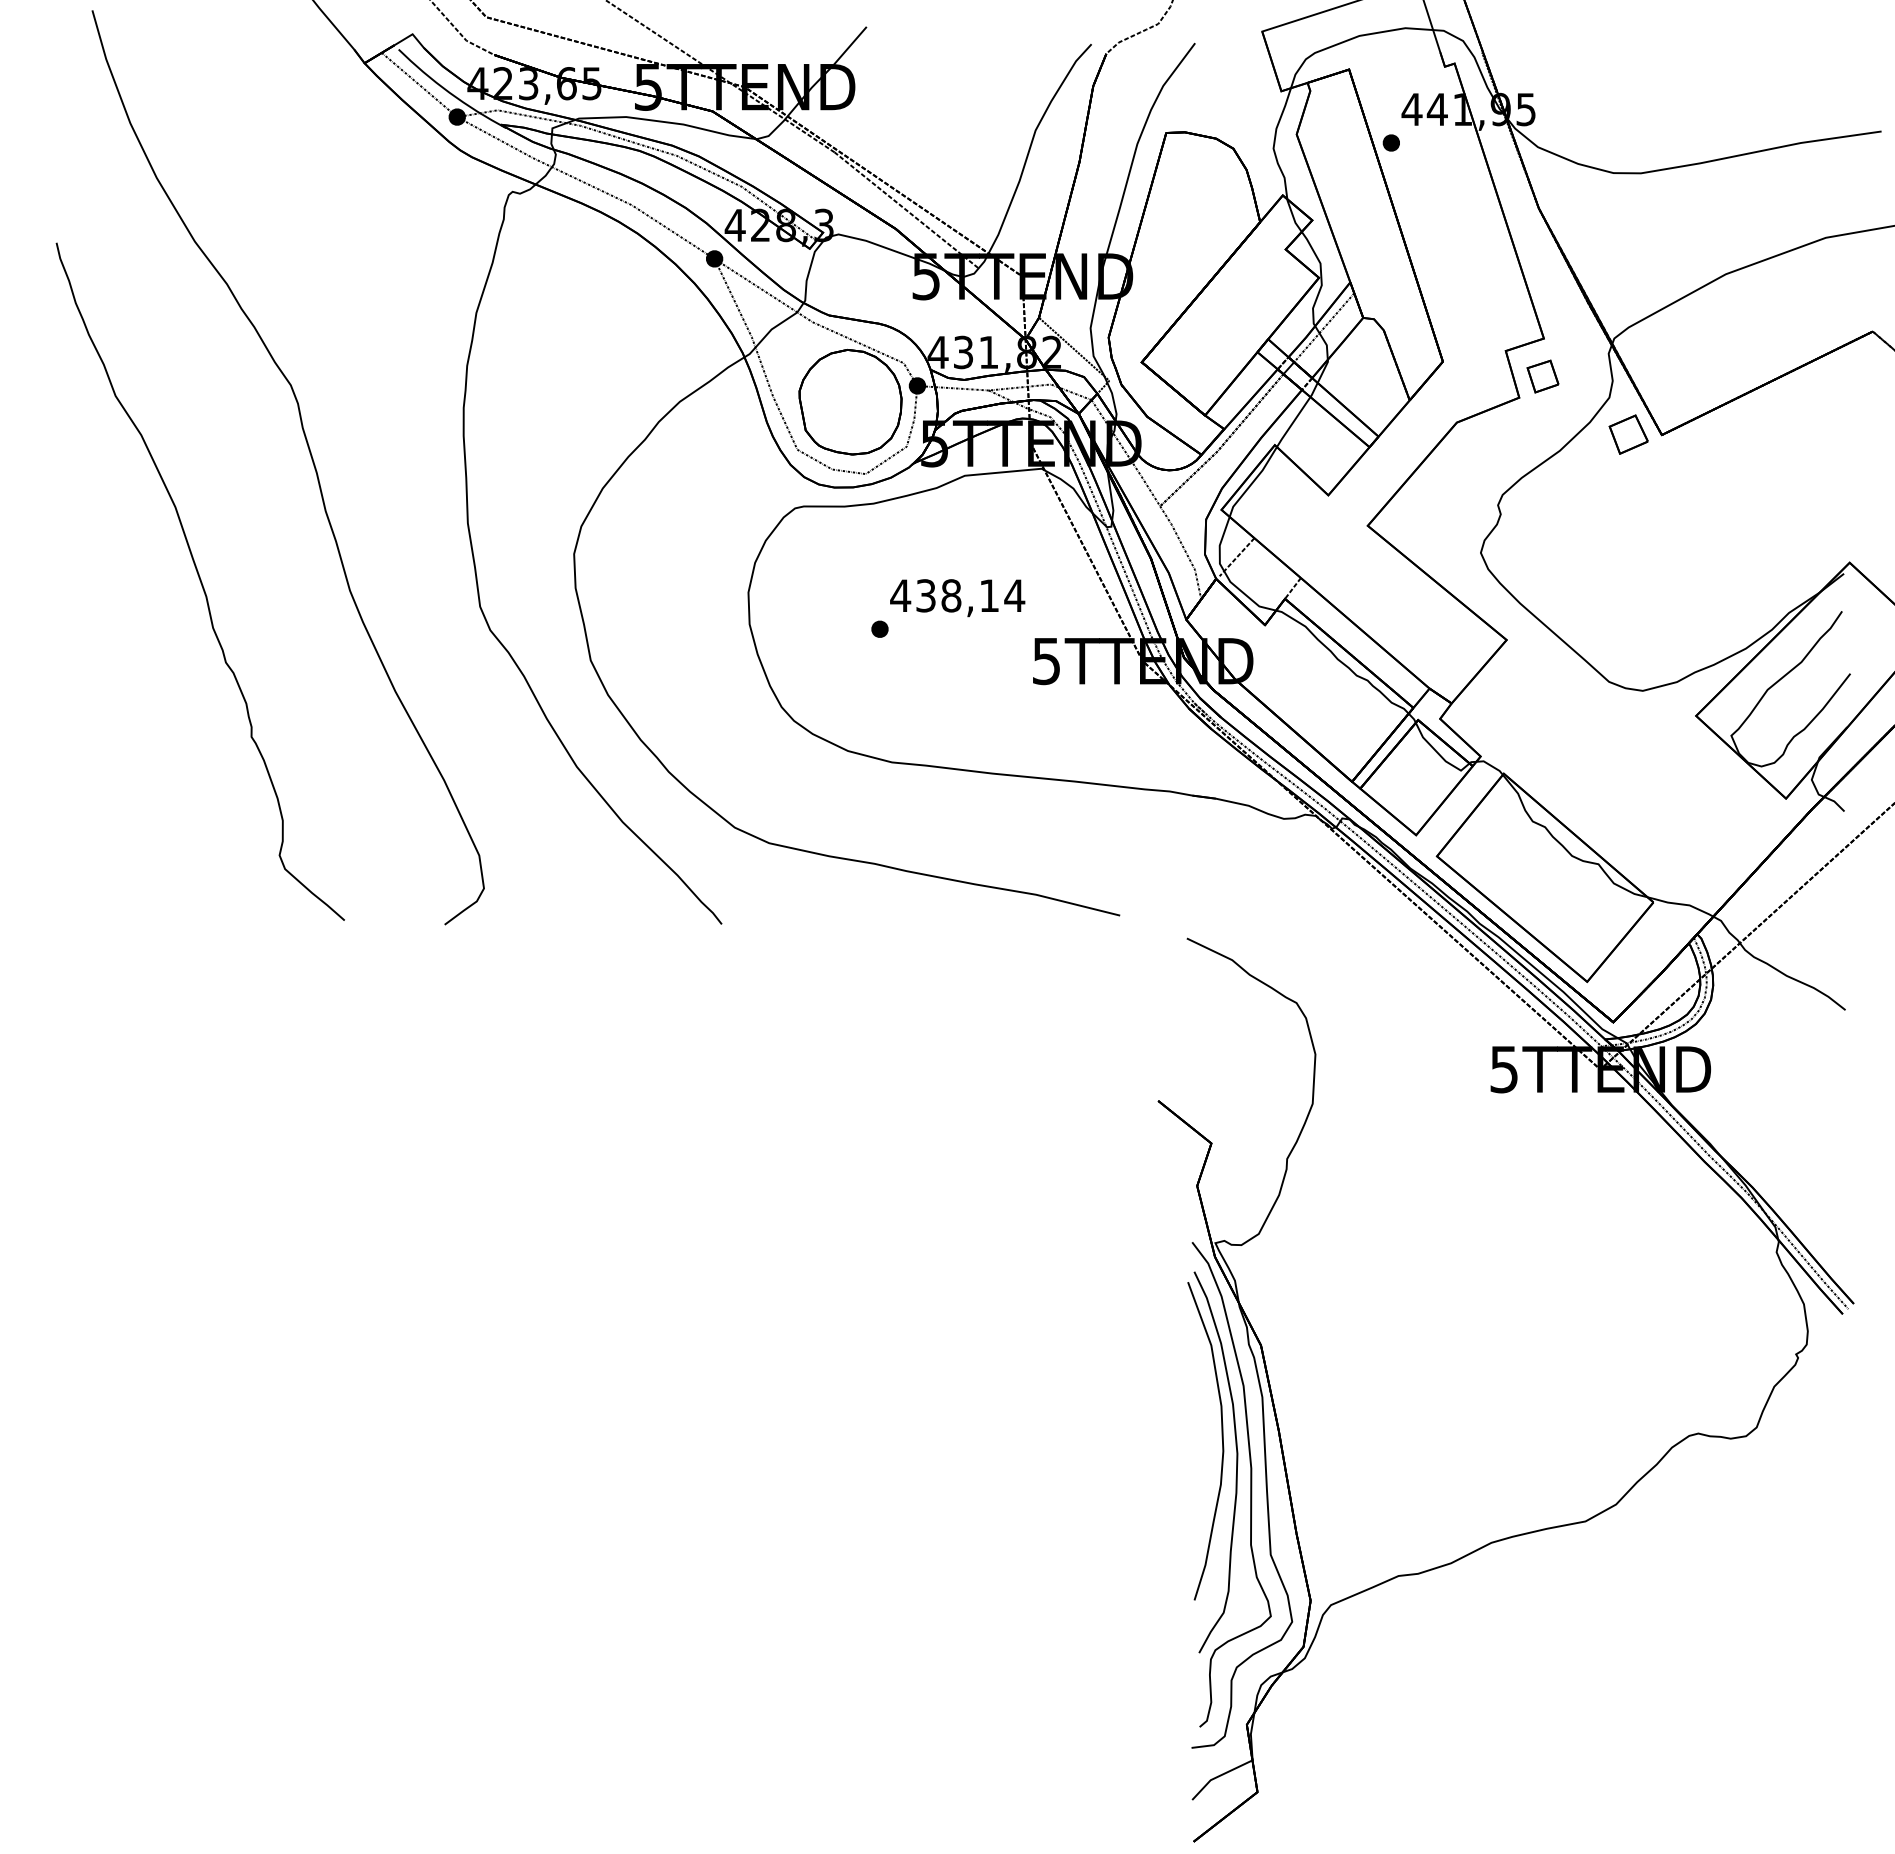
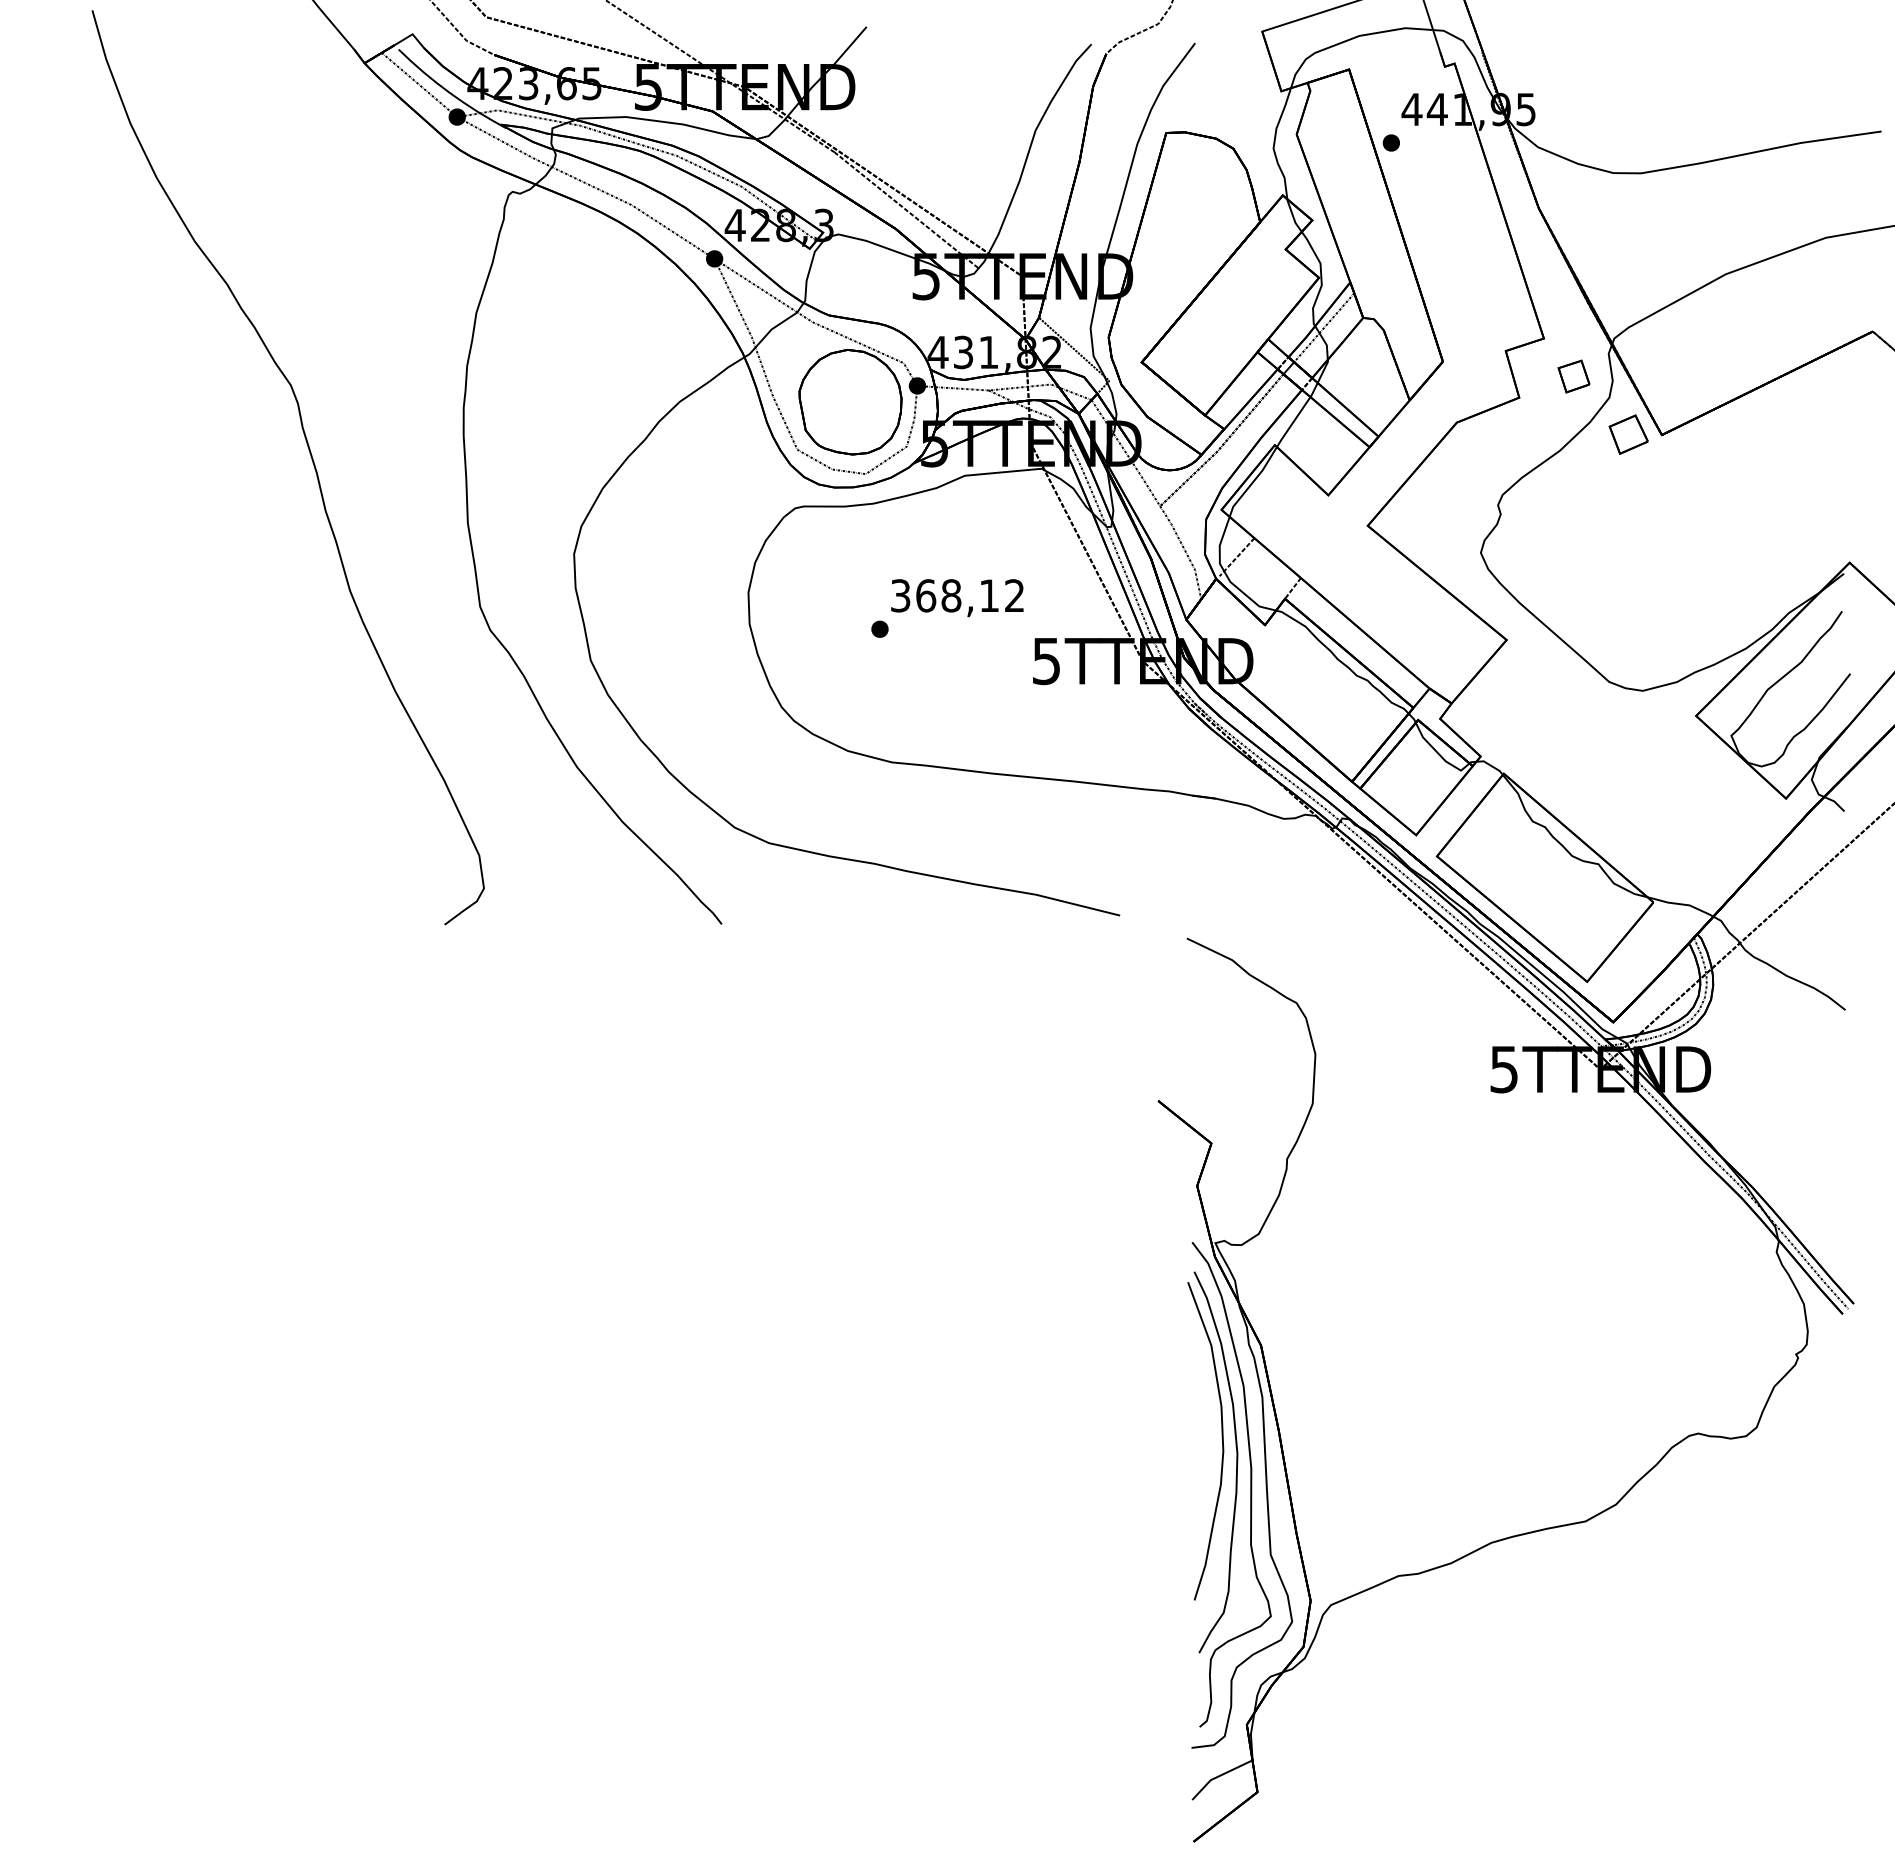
part position: (1542, 376) -> (1573, 376) (1573, 376)
curve: present -> none (199, 580)
text: 438,14 -> 368,12 (957, 595)
